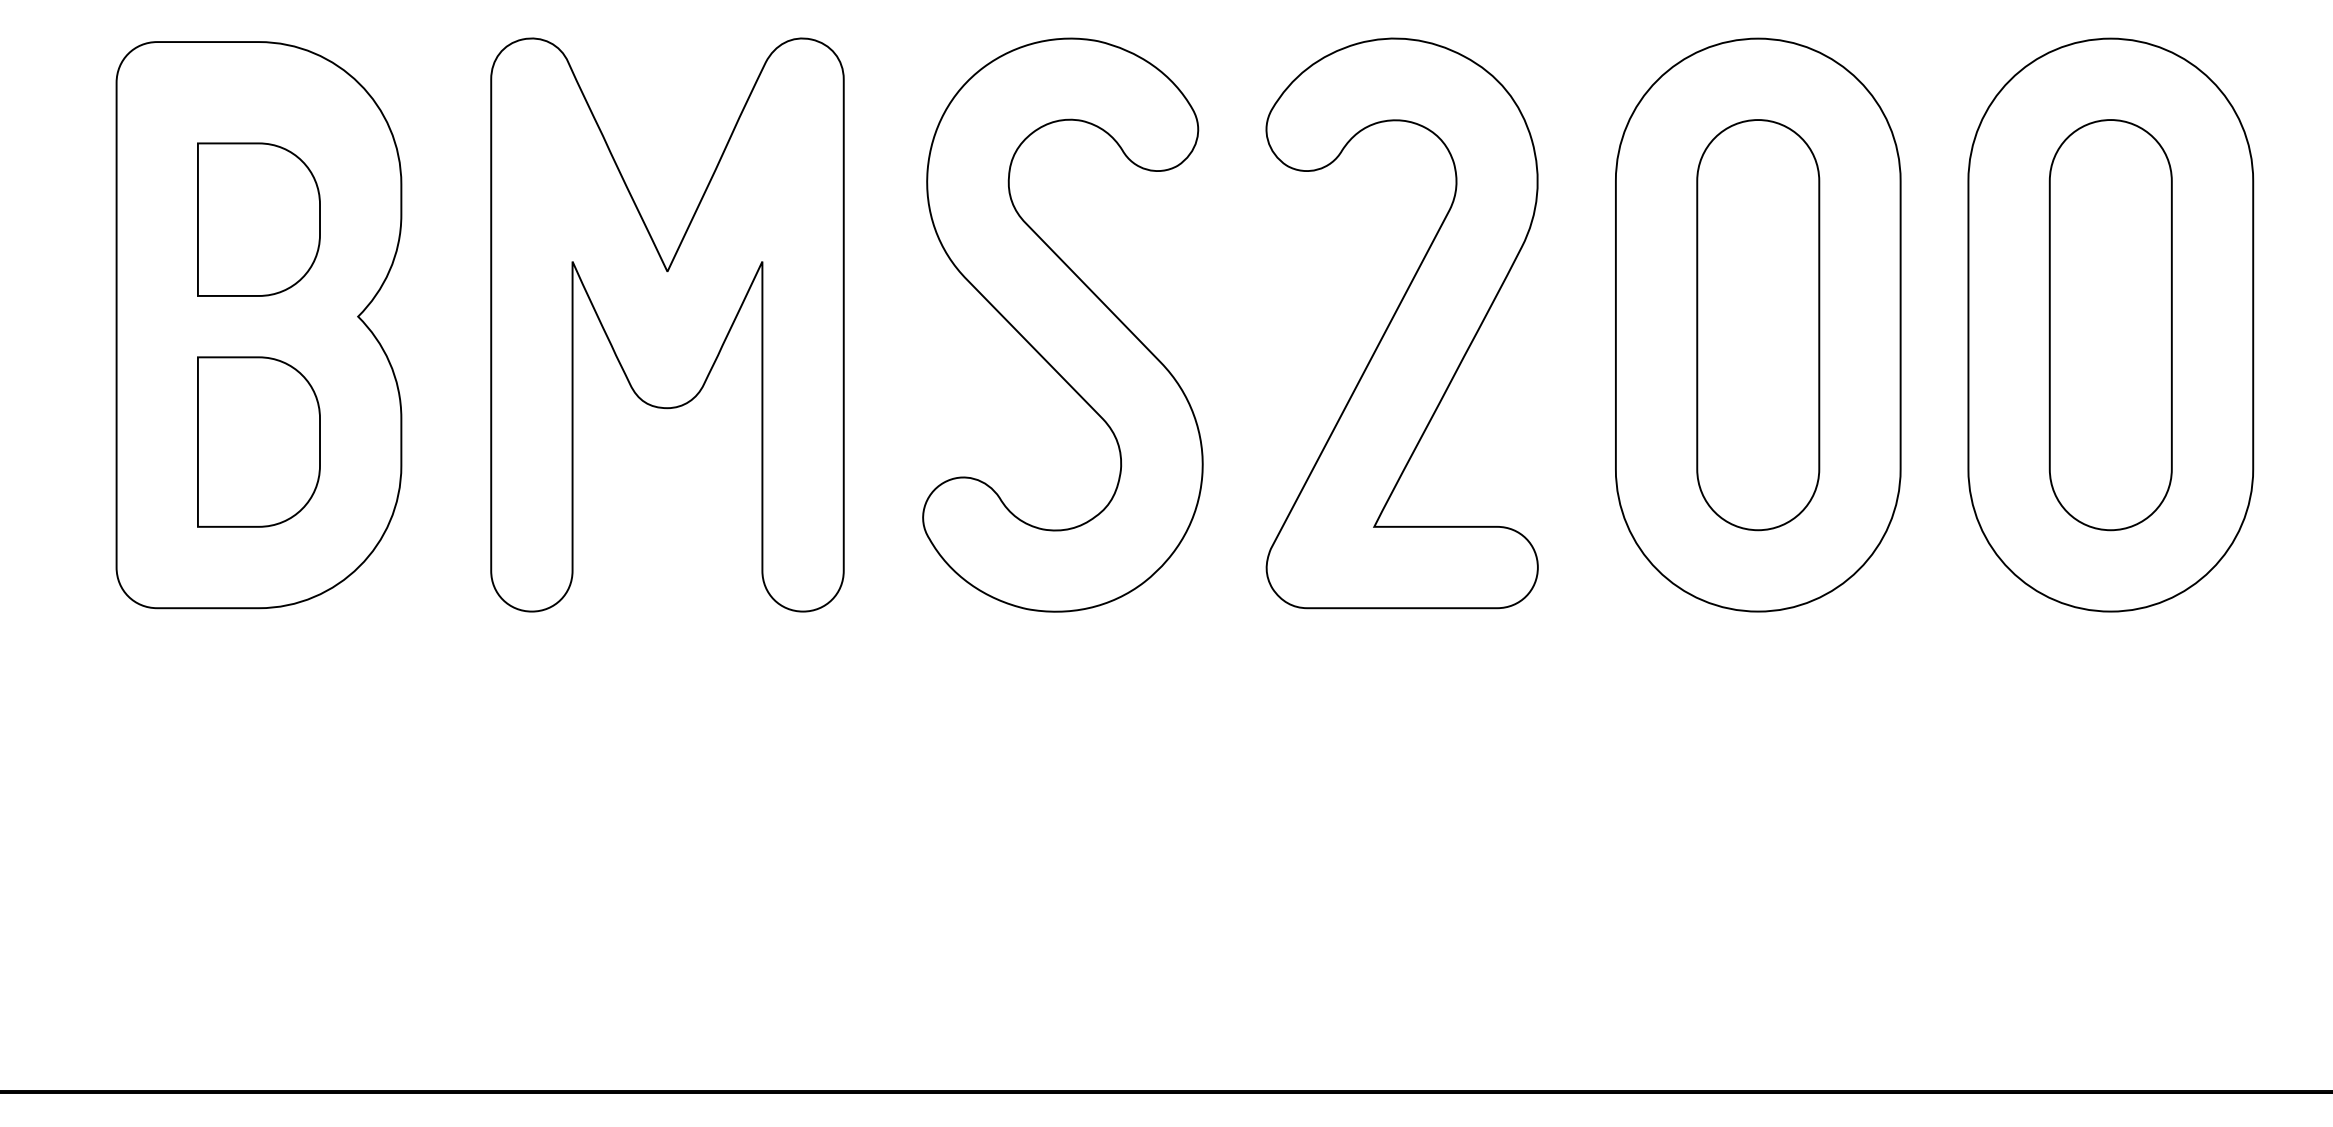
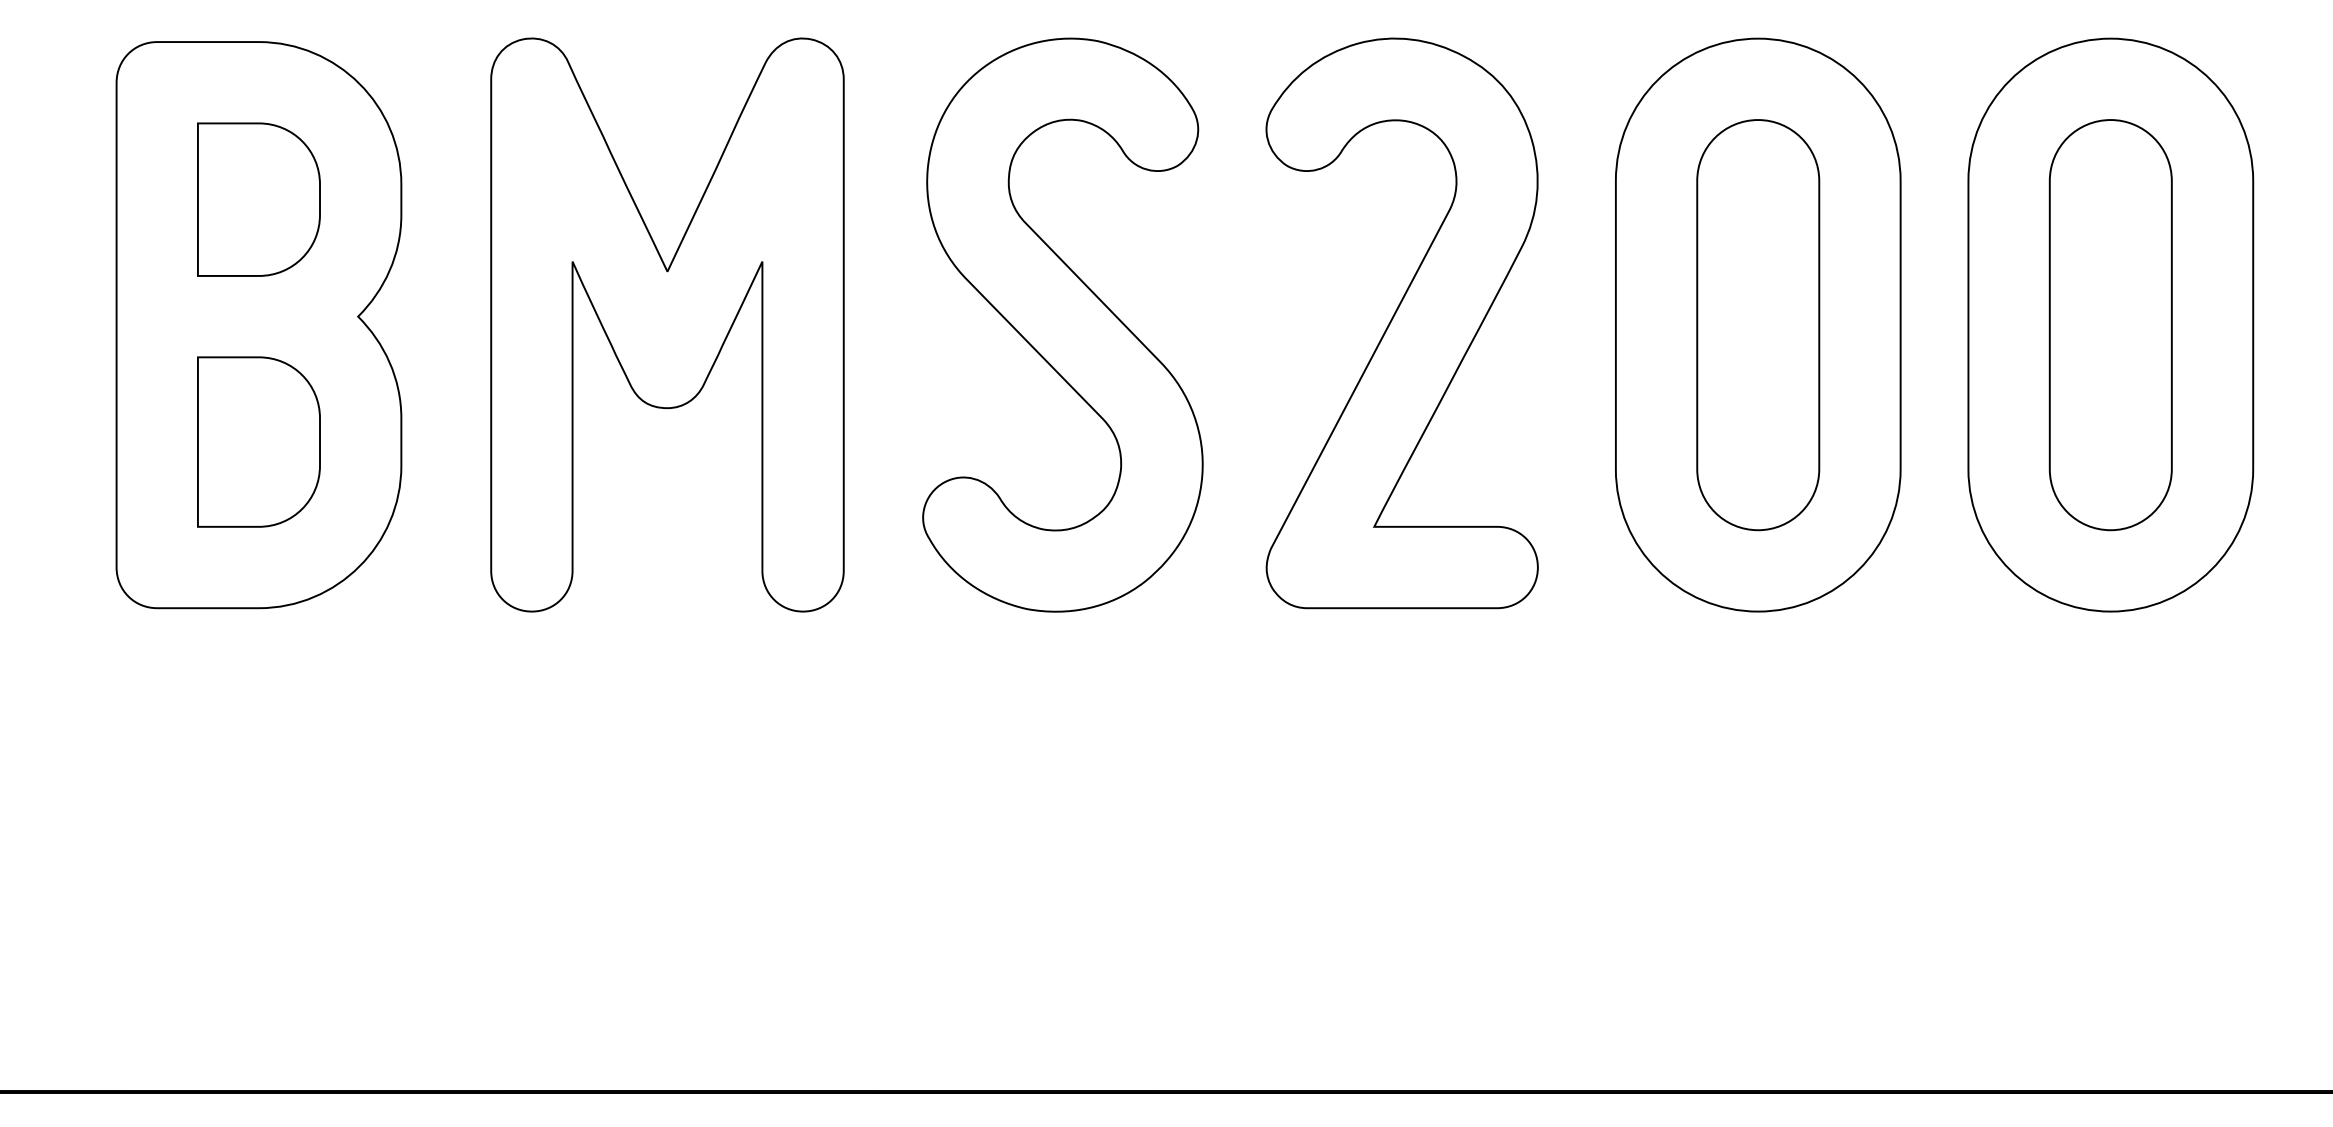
part position: (258, 219) -> (258, 199) (258, 199)
